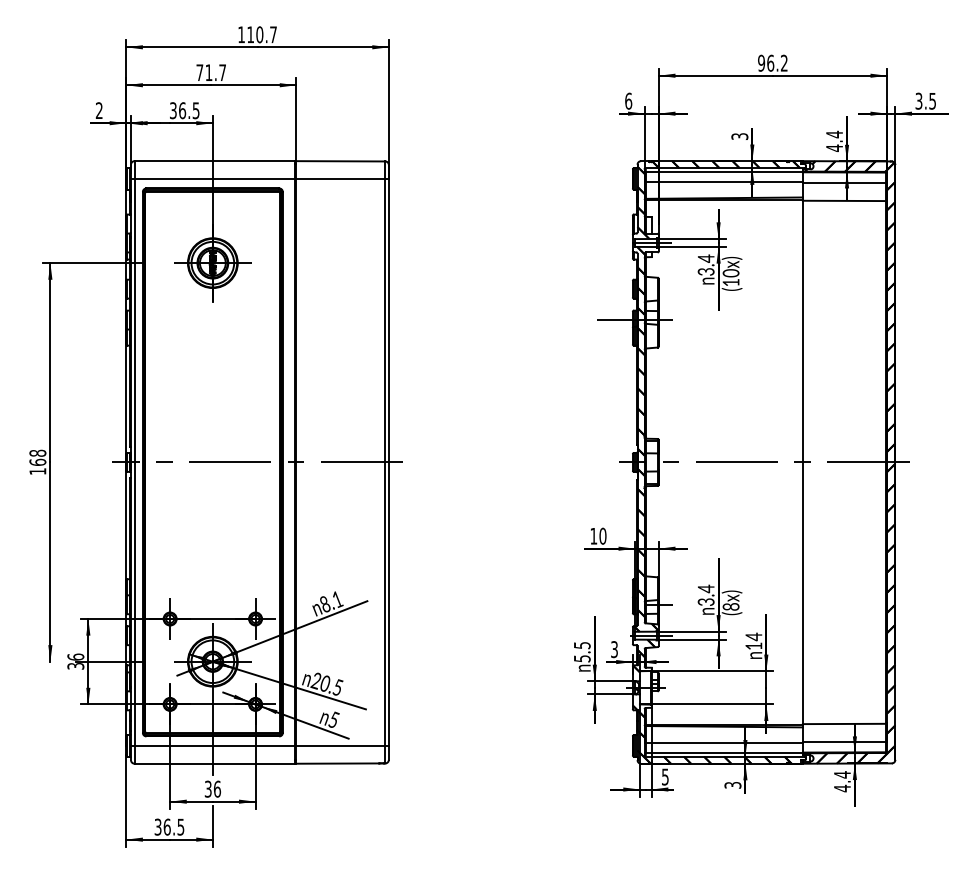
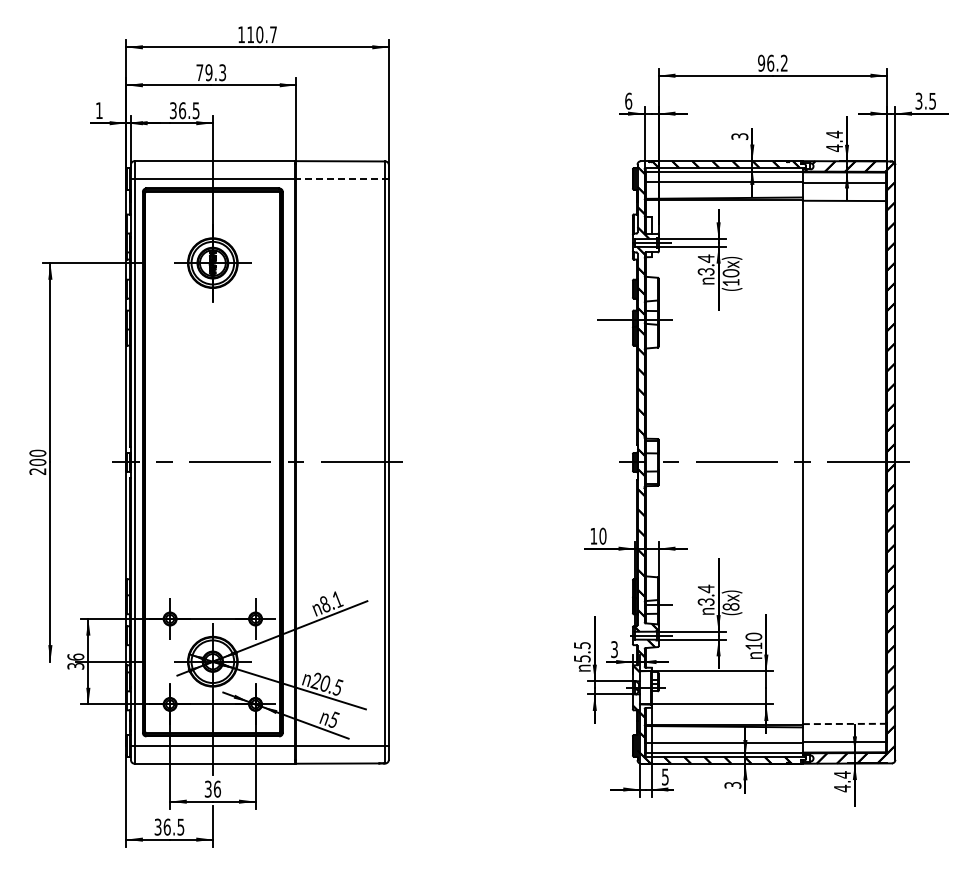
text: 71.7 -> 79.3 (215, 72)
text: 2 -> 1 (98, 110)
line: solid -> dashed (342, 178)
text: 168 -> 200 (37, 461)
text: 14 -> 10 (753, 636)
line: solid -> dashed (844, 723)
